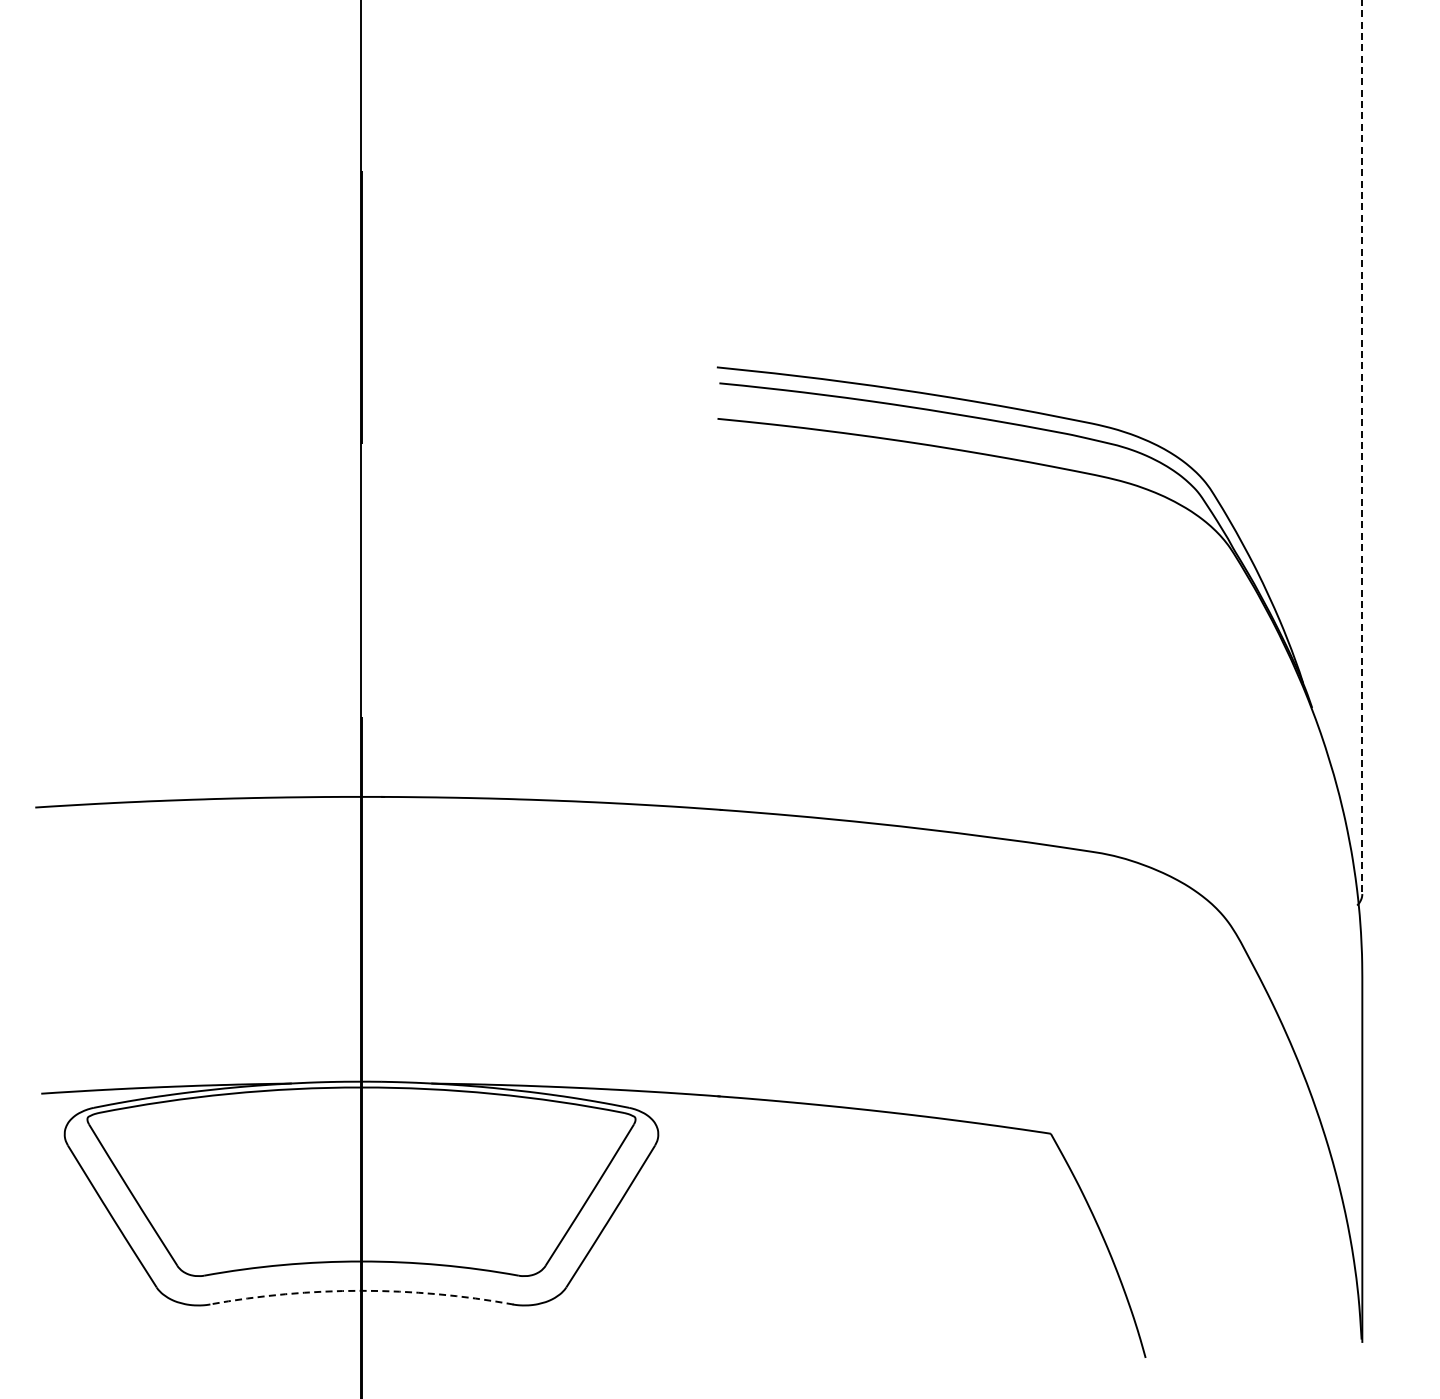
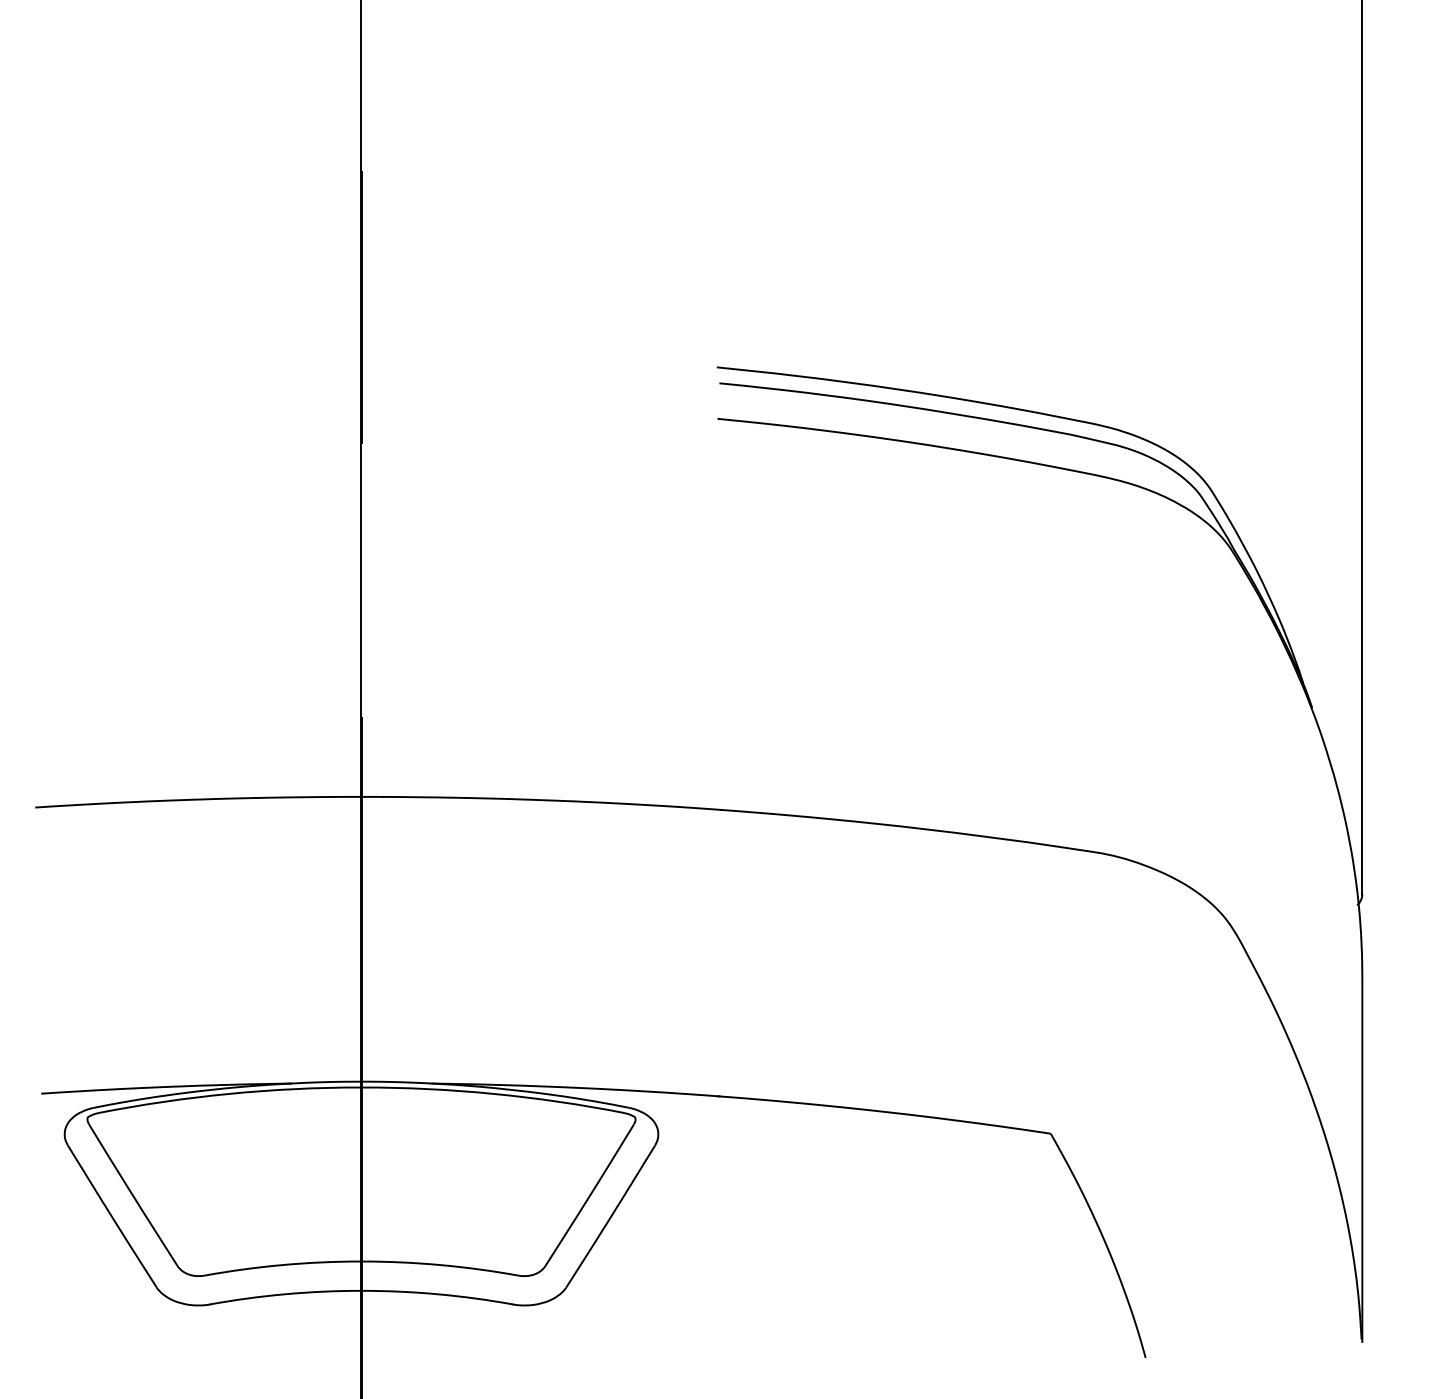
line: dashed -> solid (1362, 447)
arc: dashed -> solid (361, 1290)
